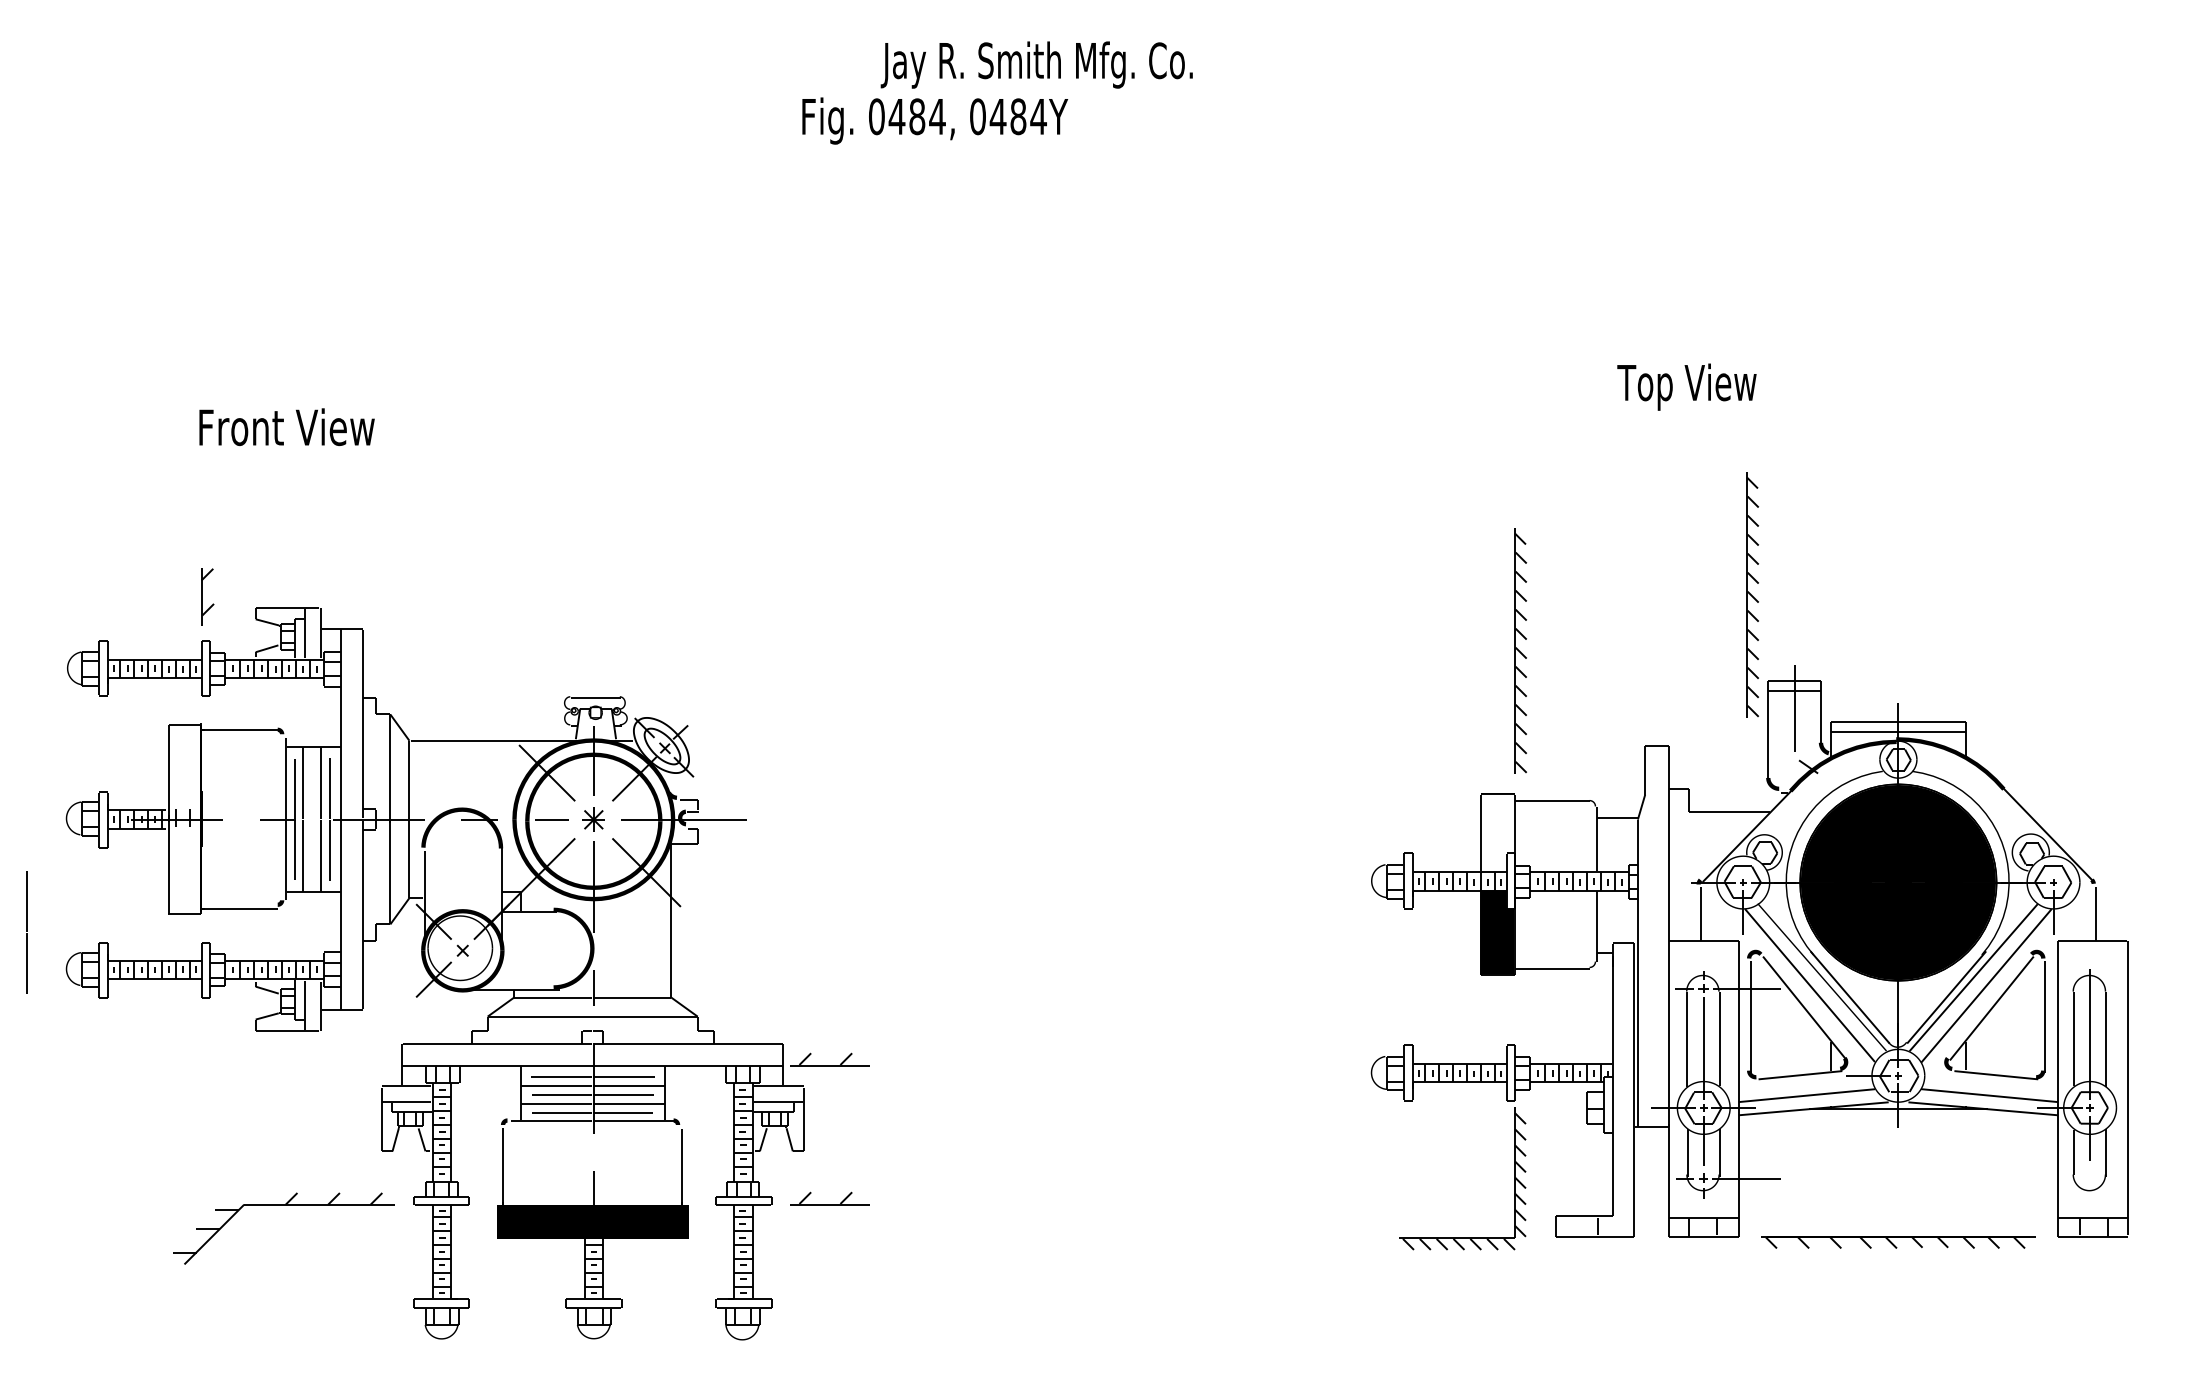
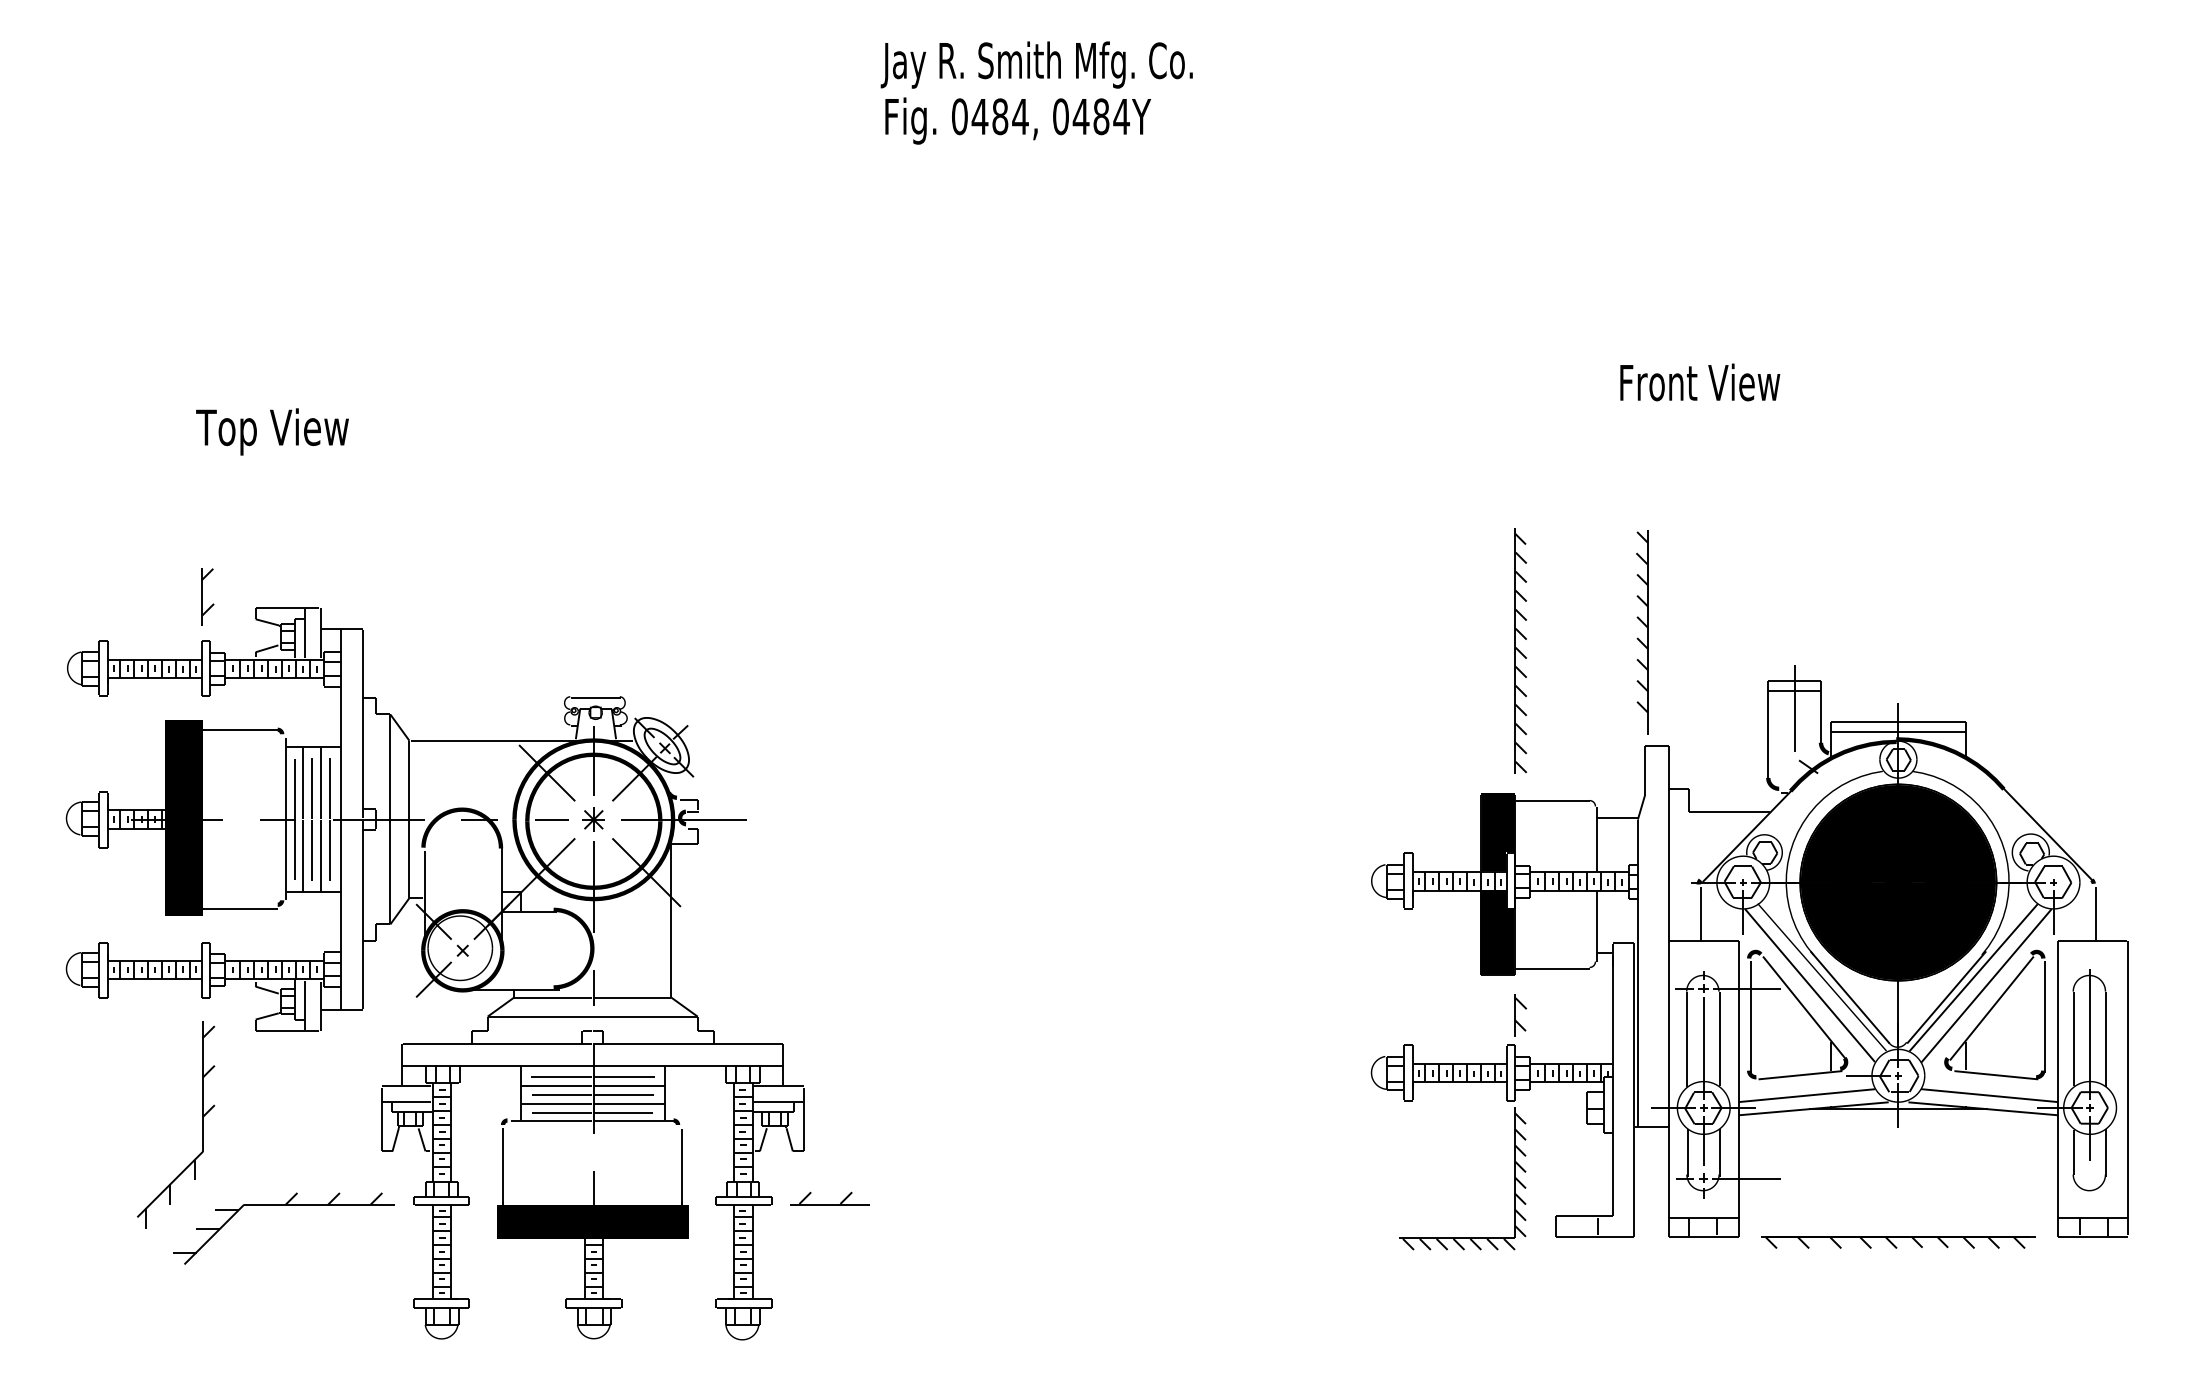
text position: (935, 120) -> (1018, 120) (1018, 120)
text: Top View -> Front View (1698, 386)
text: Front View -> Top View (285, 431)
part: present -> none (1752, 594)
part: none -> present (1642, 632)
fill: none -> present (183, 818)
fill: none -> present (1497, 832)
line position: (26, 931) -> (311, 818) (311, 818)
part: none -> present (1520, 1015)
part: present -> none (829, 1059)
part: none -> present (202, 1124)
